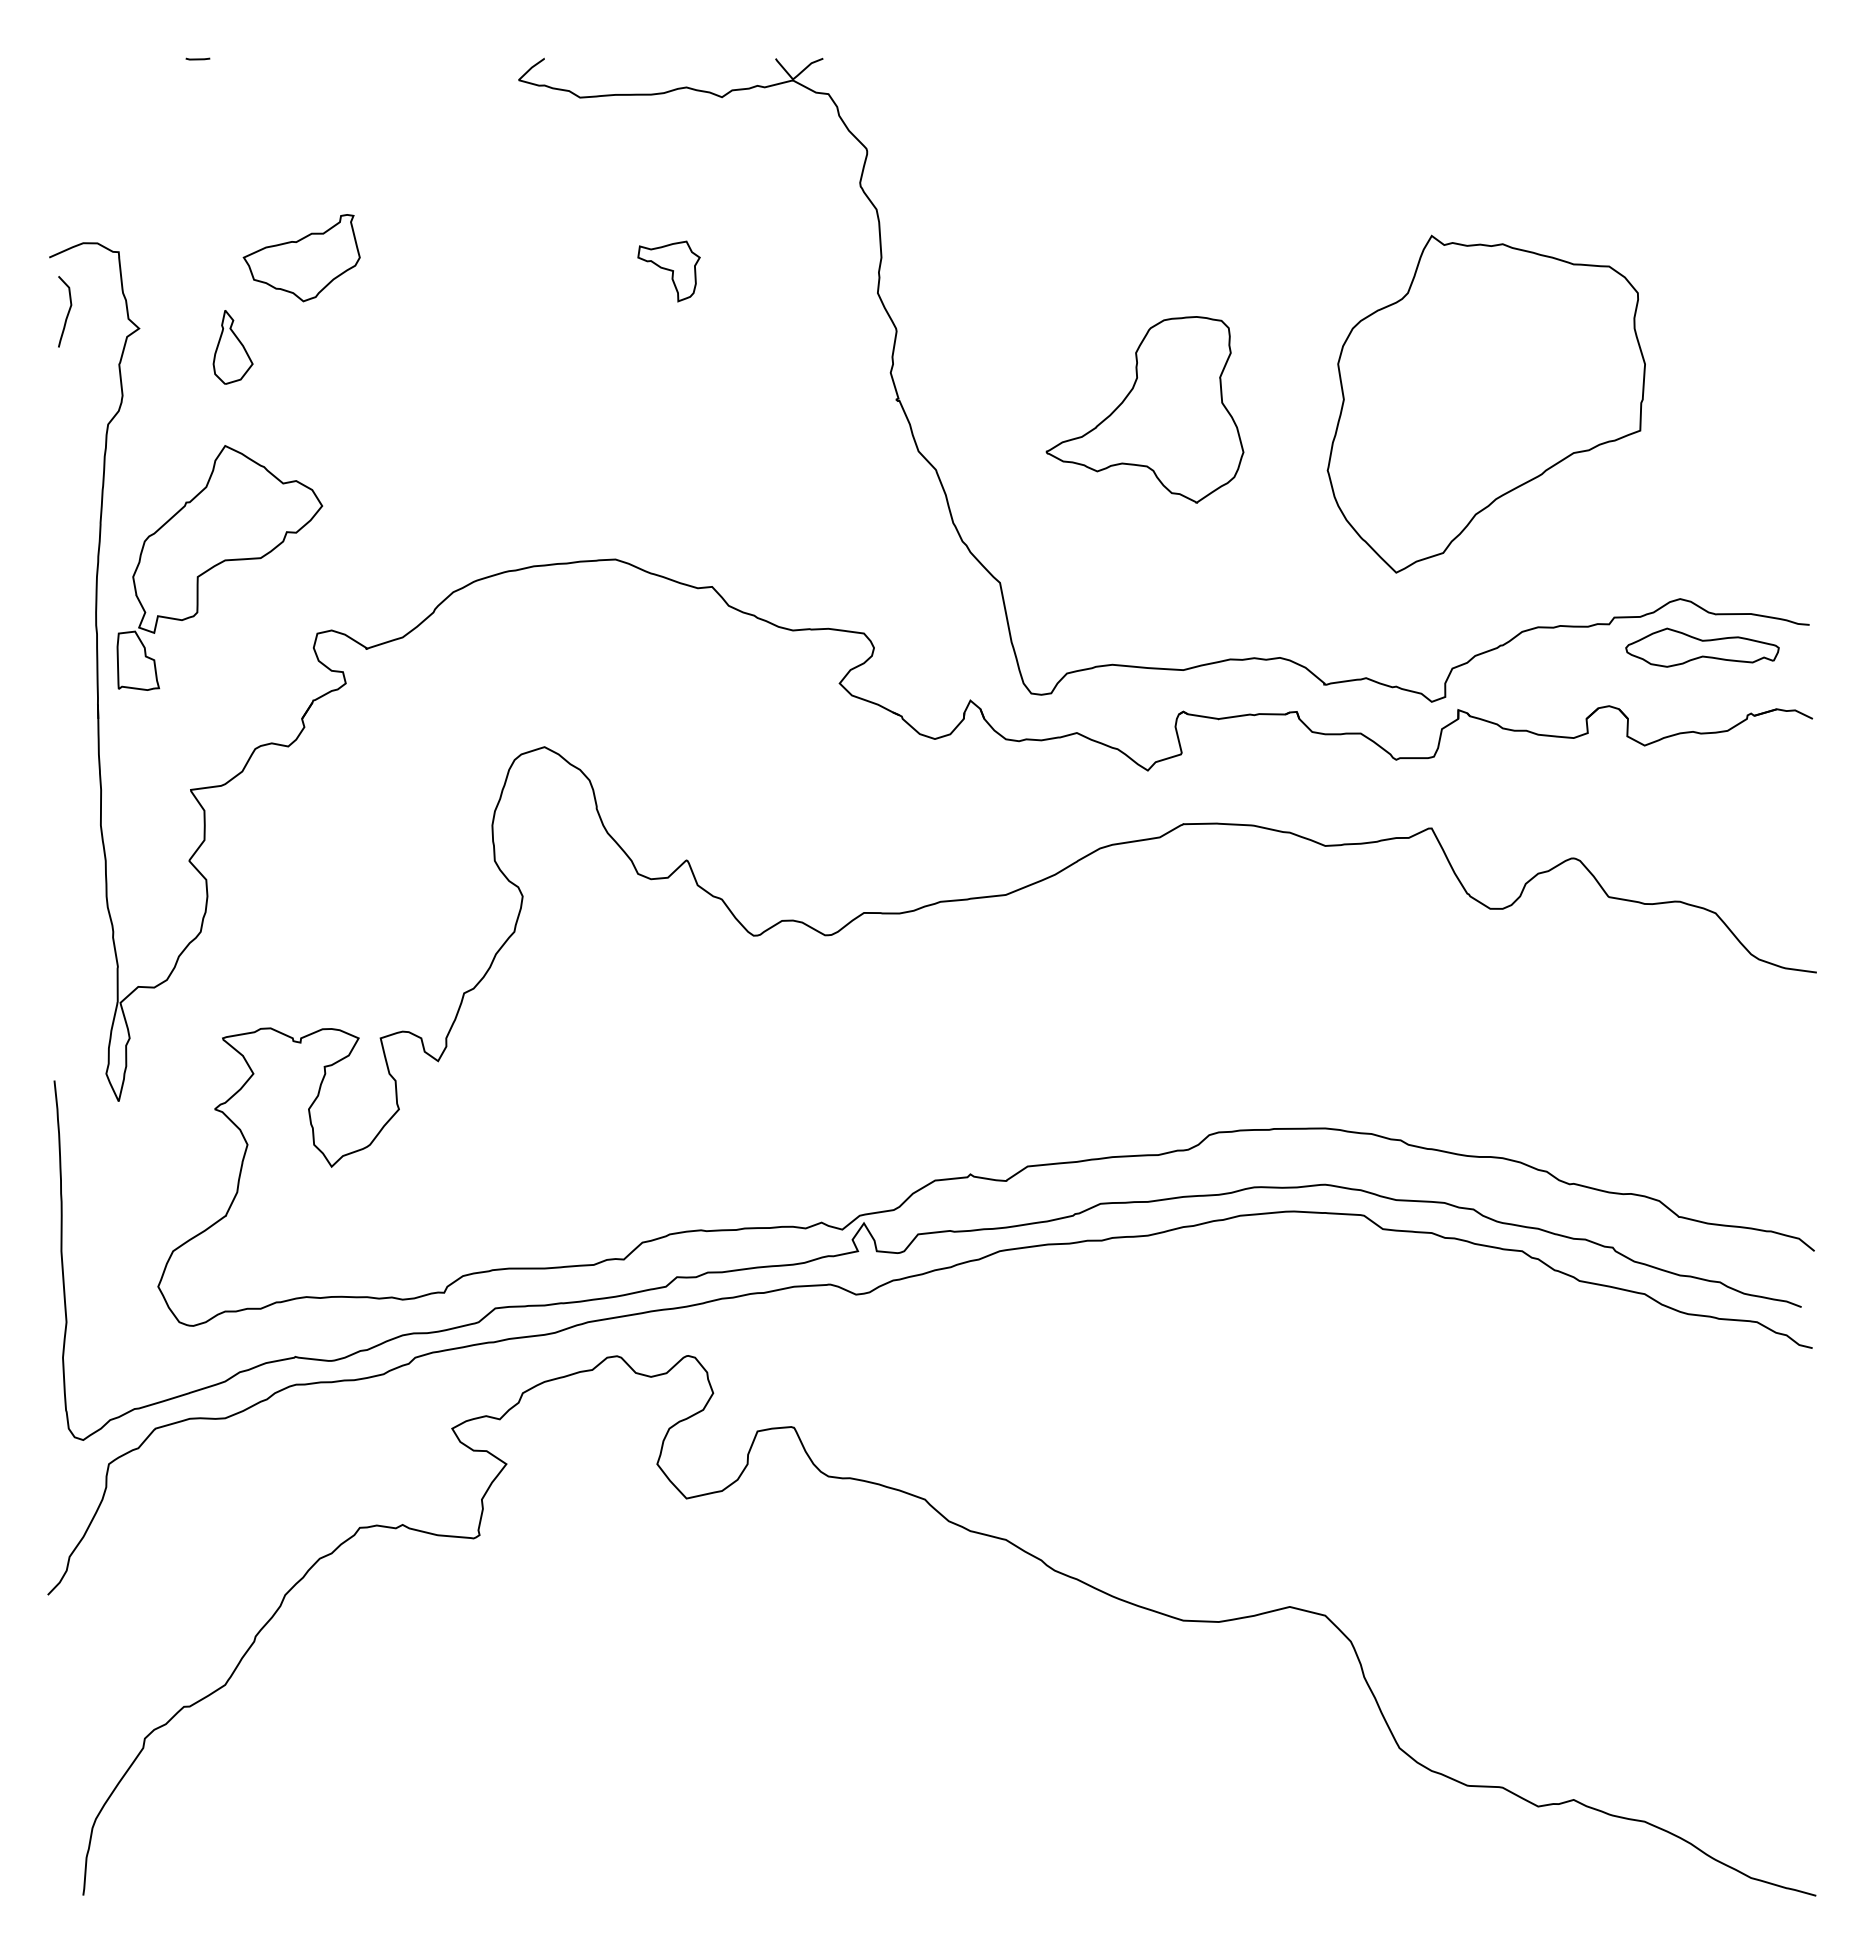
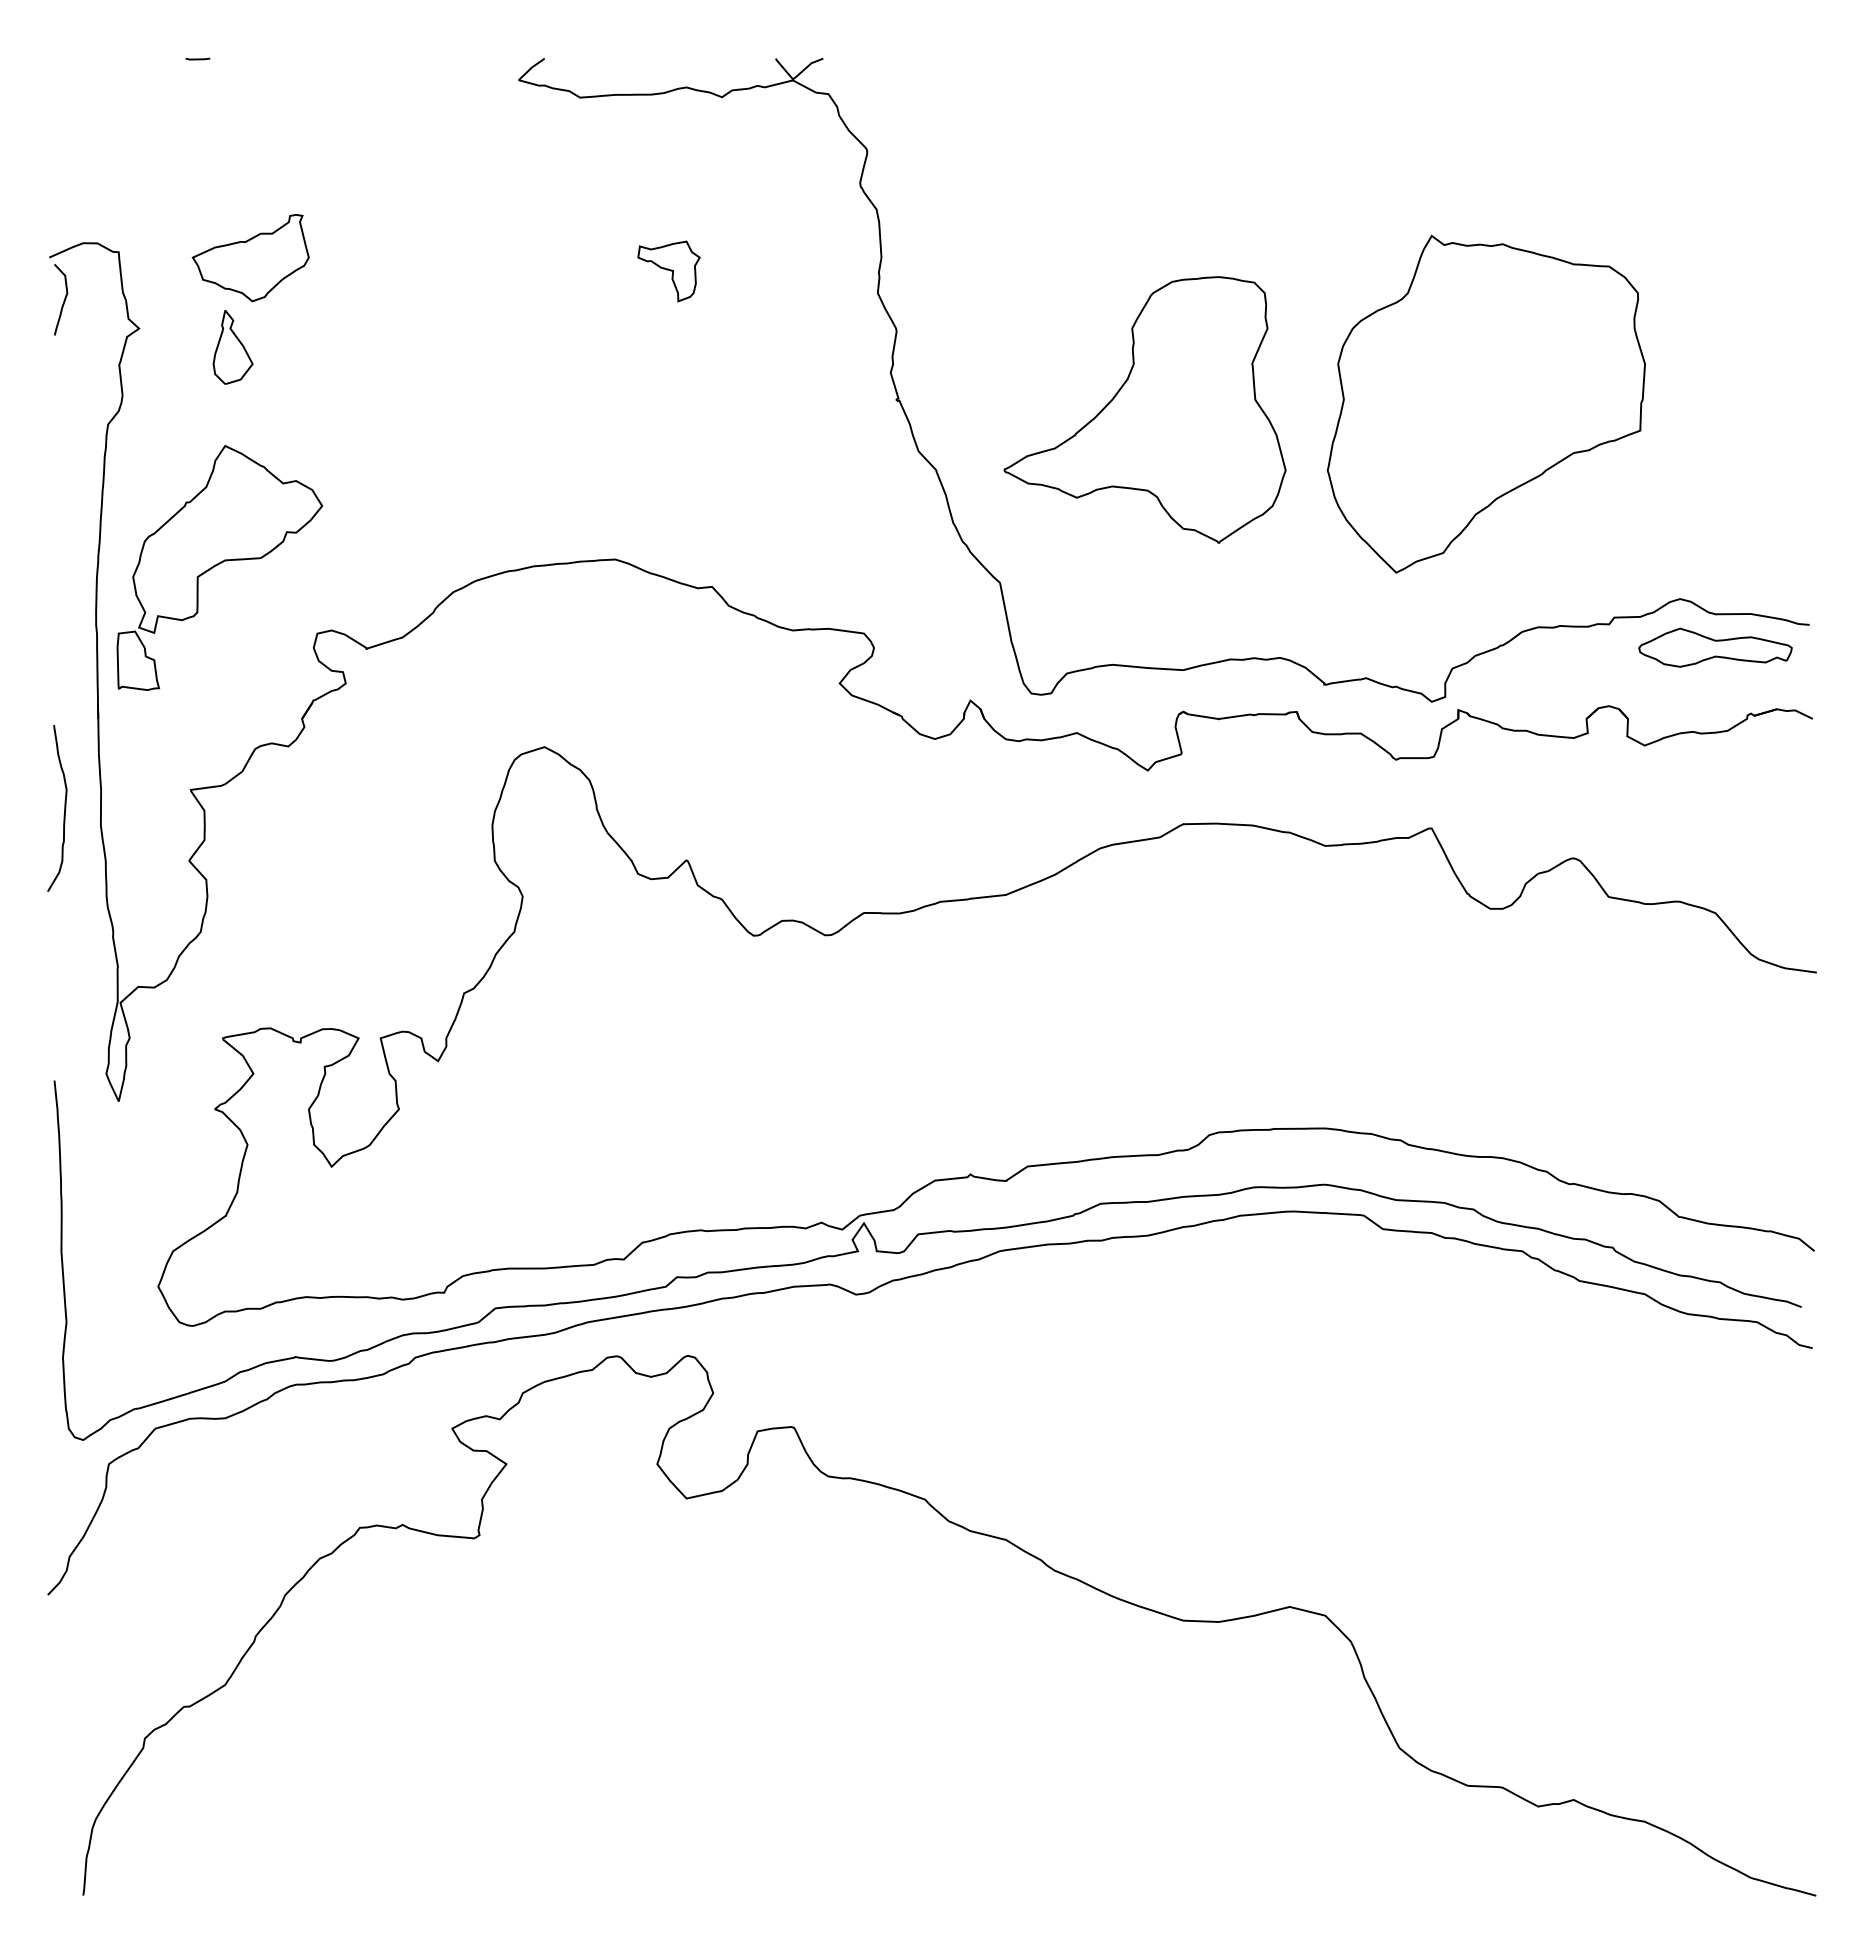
part position: (301, 258) -> (250, 258) (250, 258)
curve position: (67, 312) -> (63, 300) (63, 300)
part size: 200x188 px -> 284x268 px (1144, 409)
part position: (1702, 647) -> (1715, 647) (1715, 647)
curve: none -> present (64, 808)
